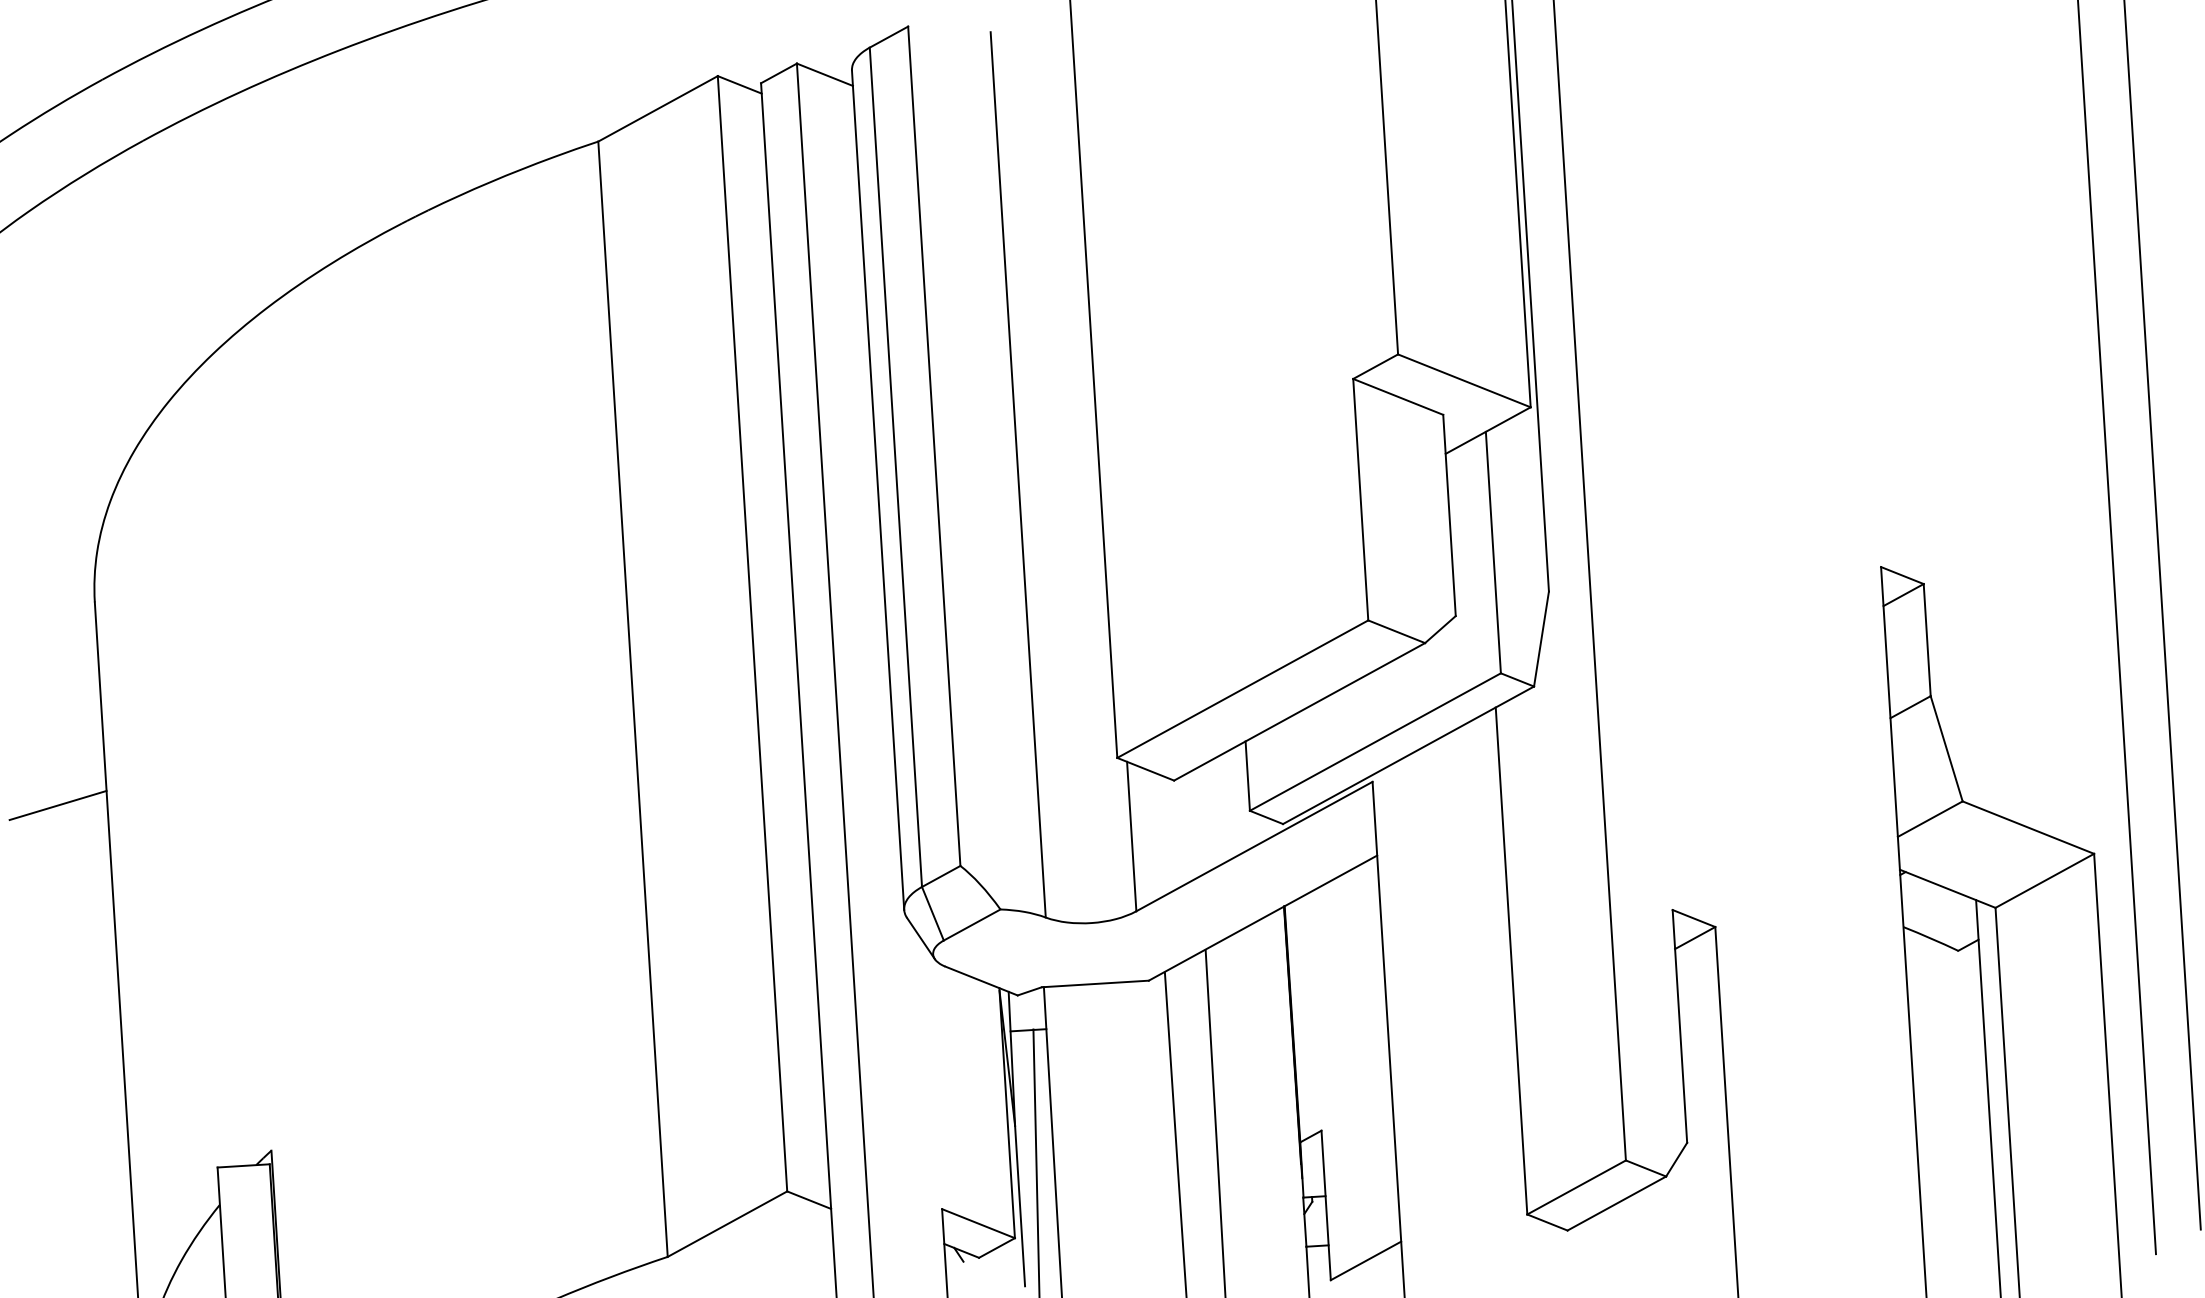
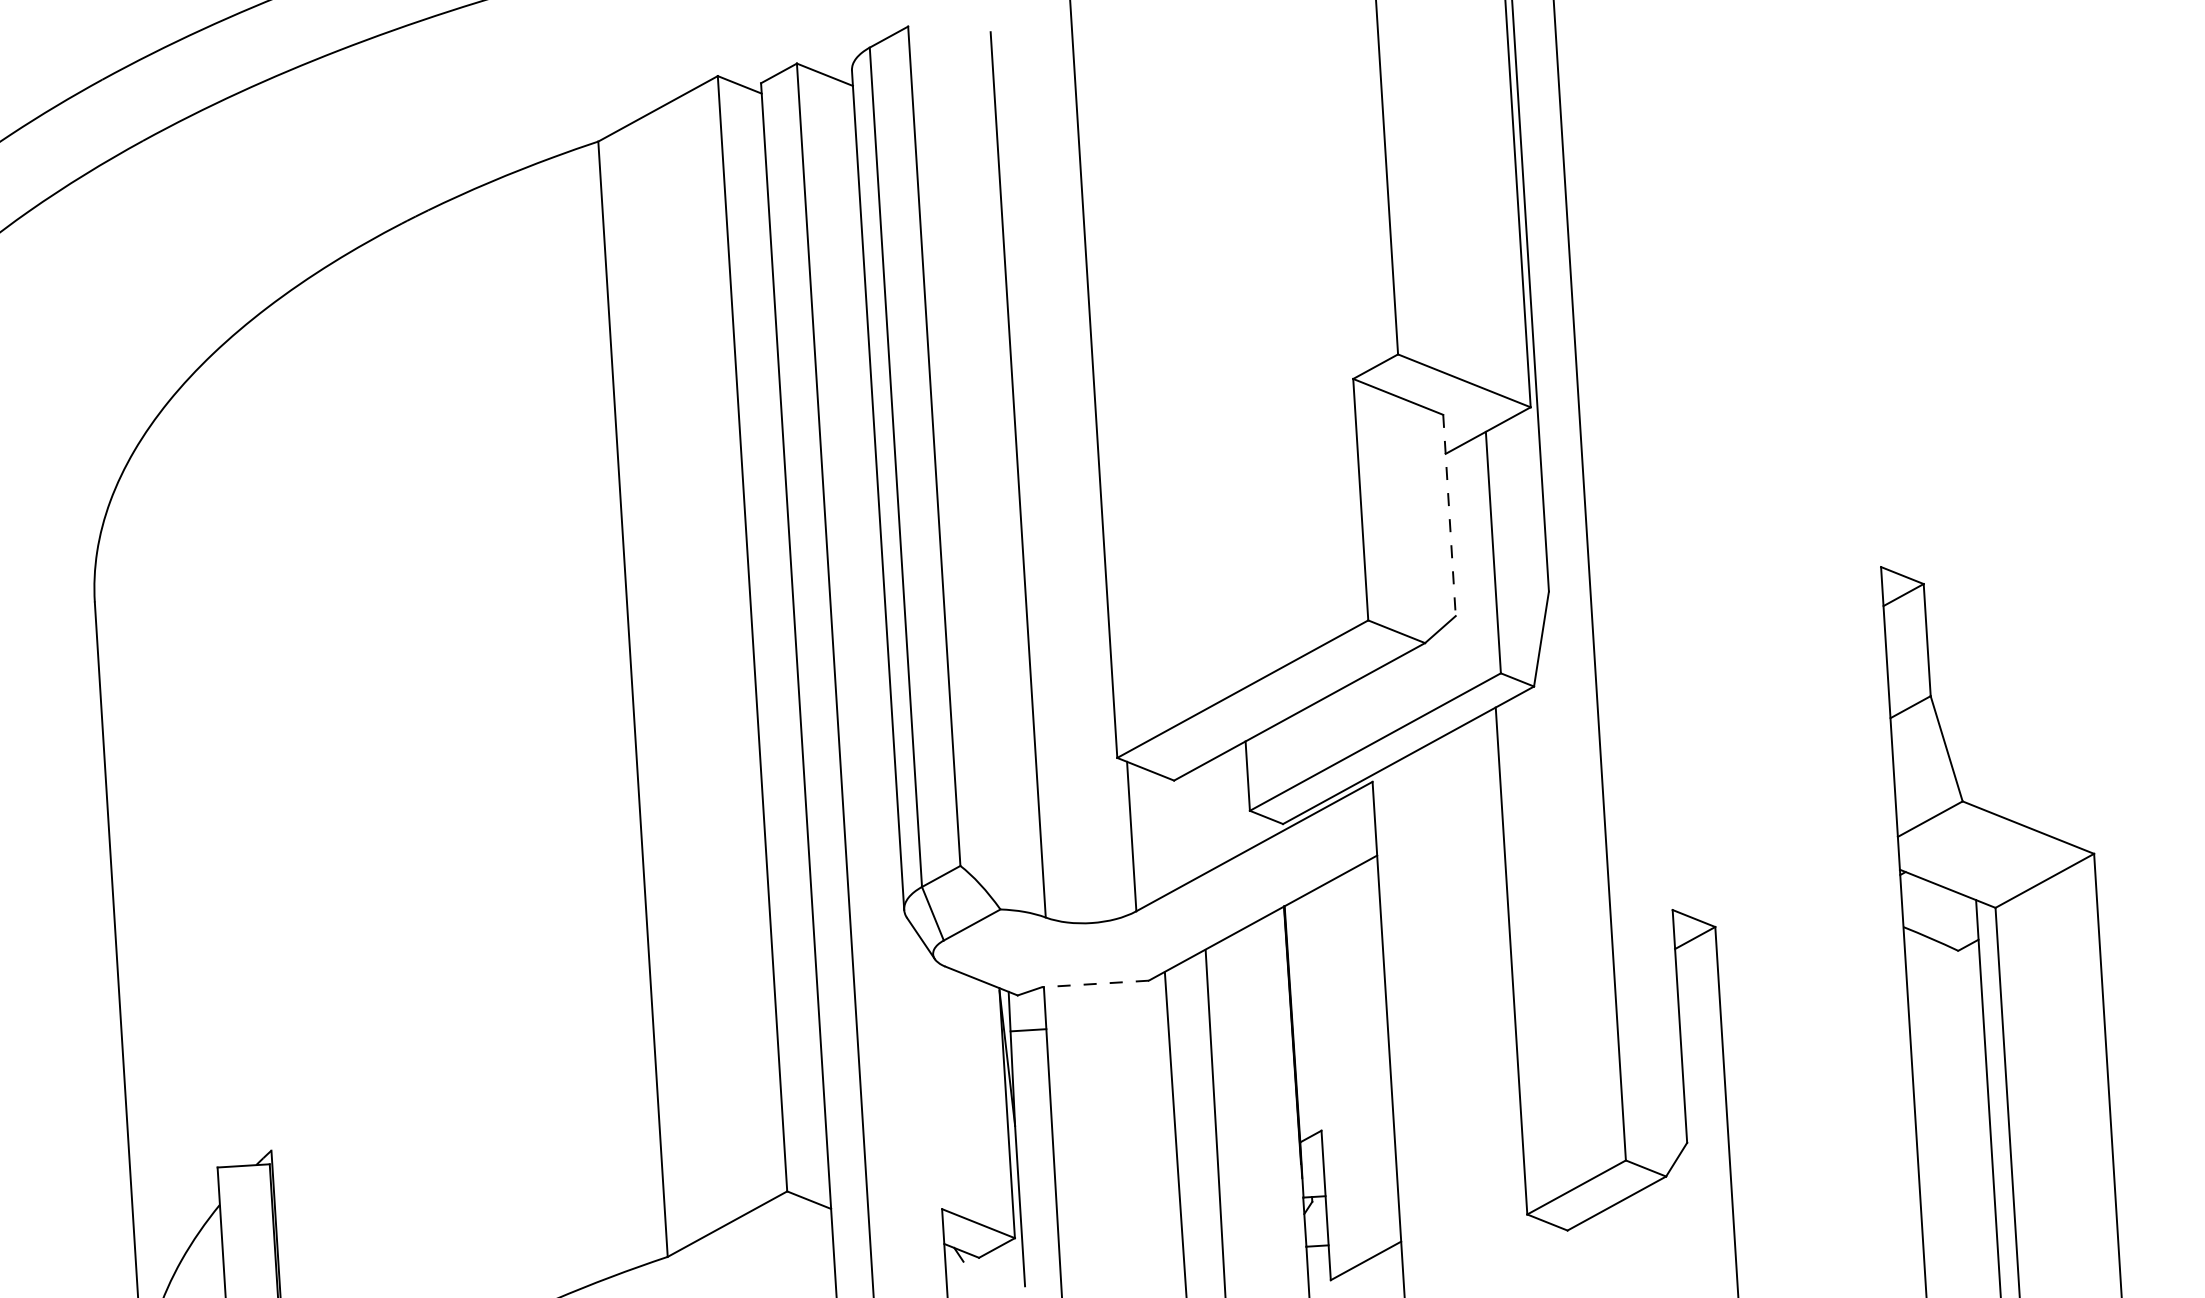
line: solid -> dashed (1449, 515)
line: present -> none (2162, 615)
line: present -> none (2116, 628)
line: present -> none (57, 805)
line: solid -> dashed (1095, 983)
line: present -> none (1036, 1161)
